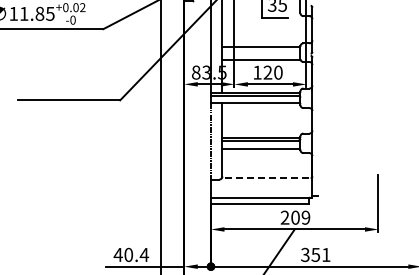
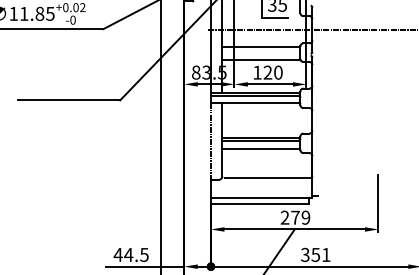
line: none -> present (311, 29)
line: dashed -> solid (268, 178)
text: 209 -> 279 (295, 217)
text: 40.4 -> 44.5 (136, 254)
